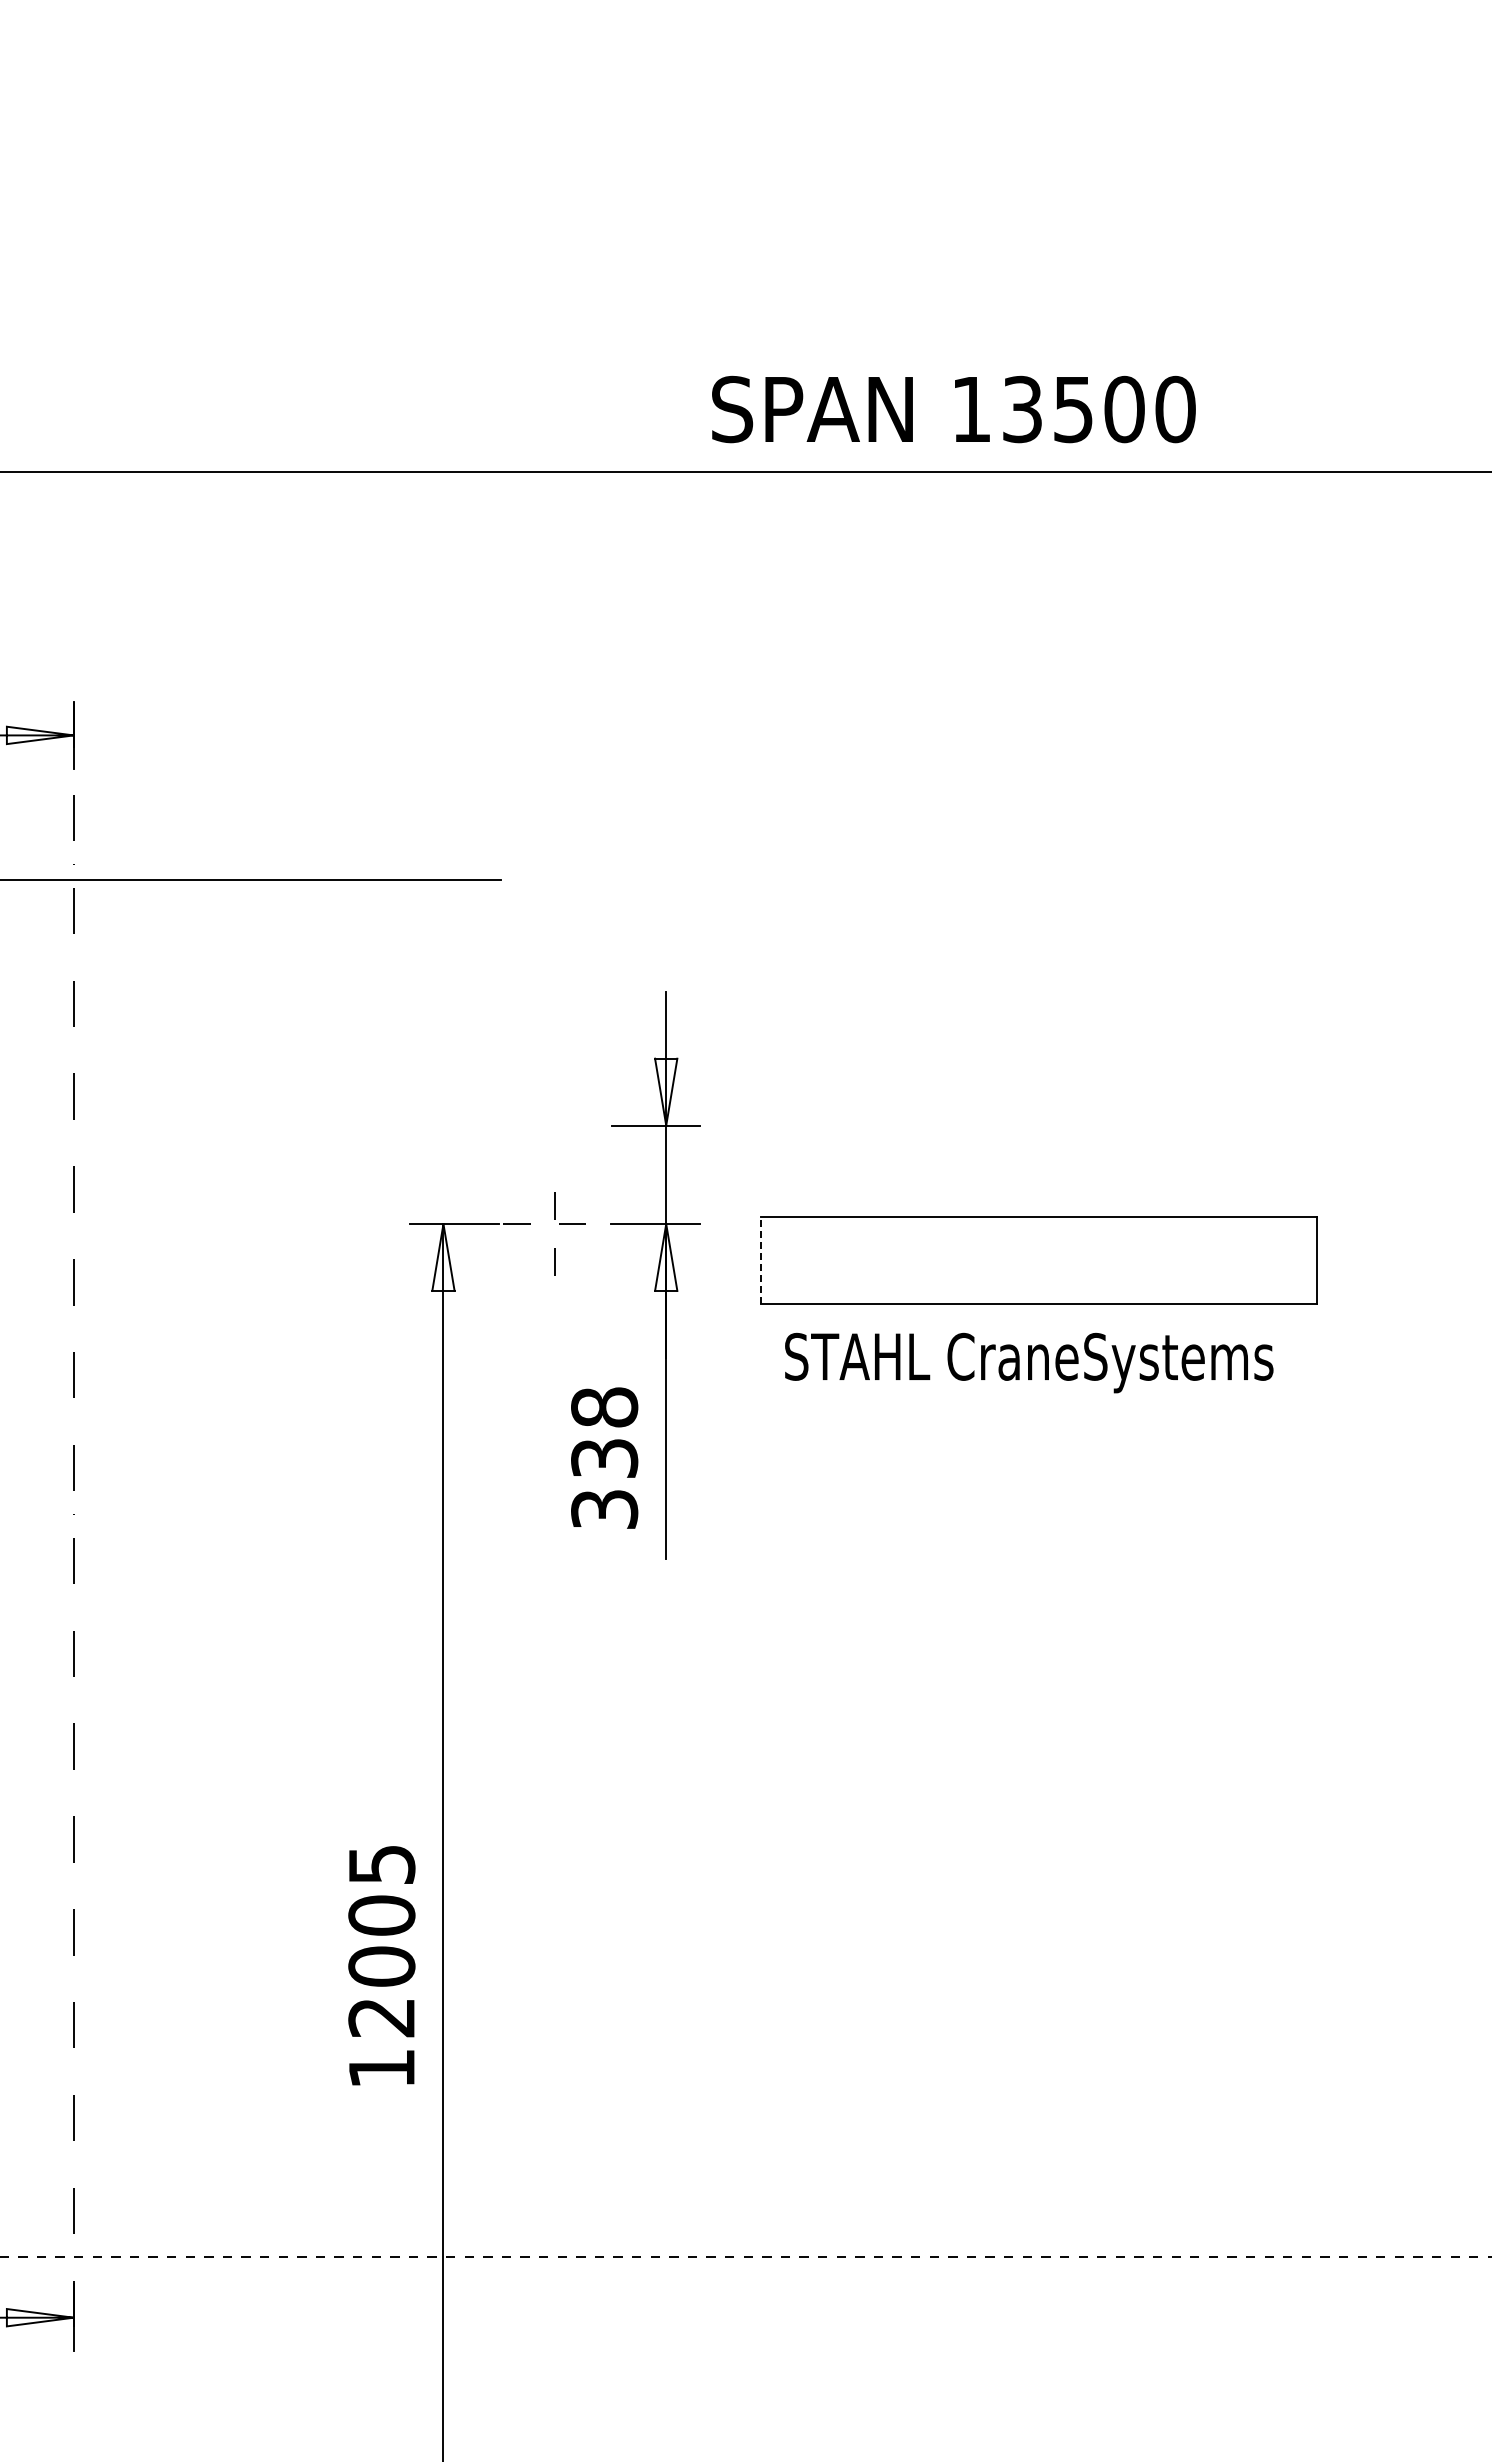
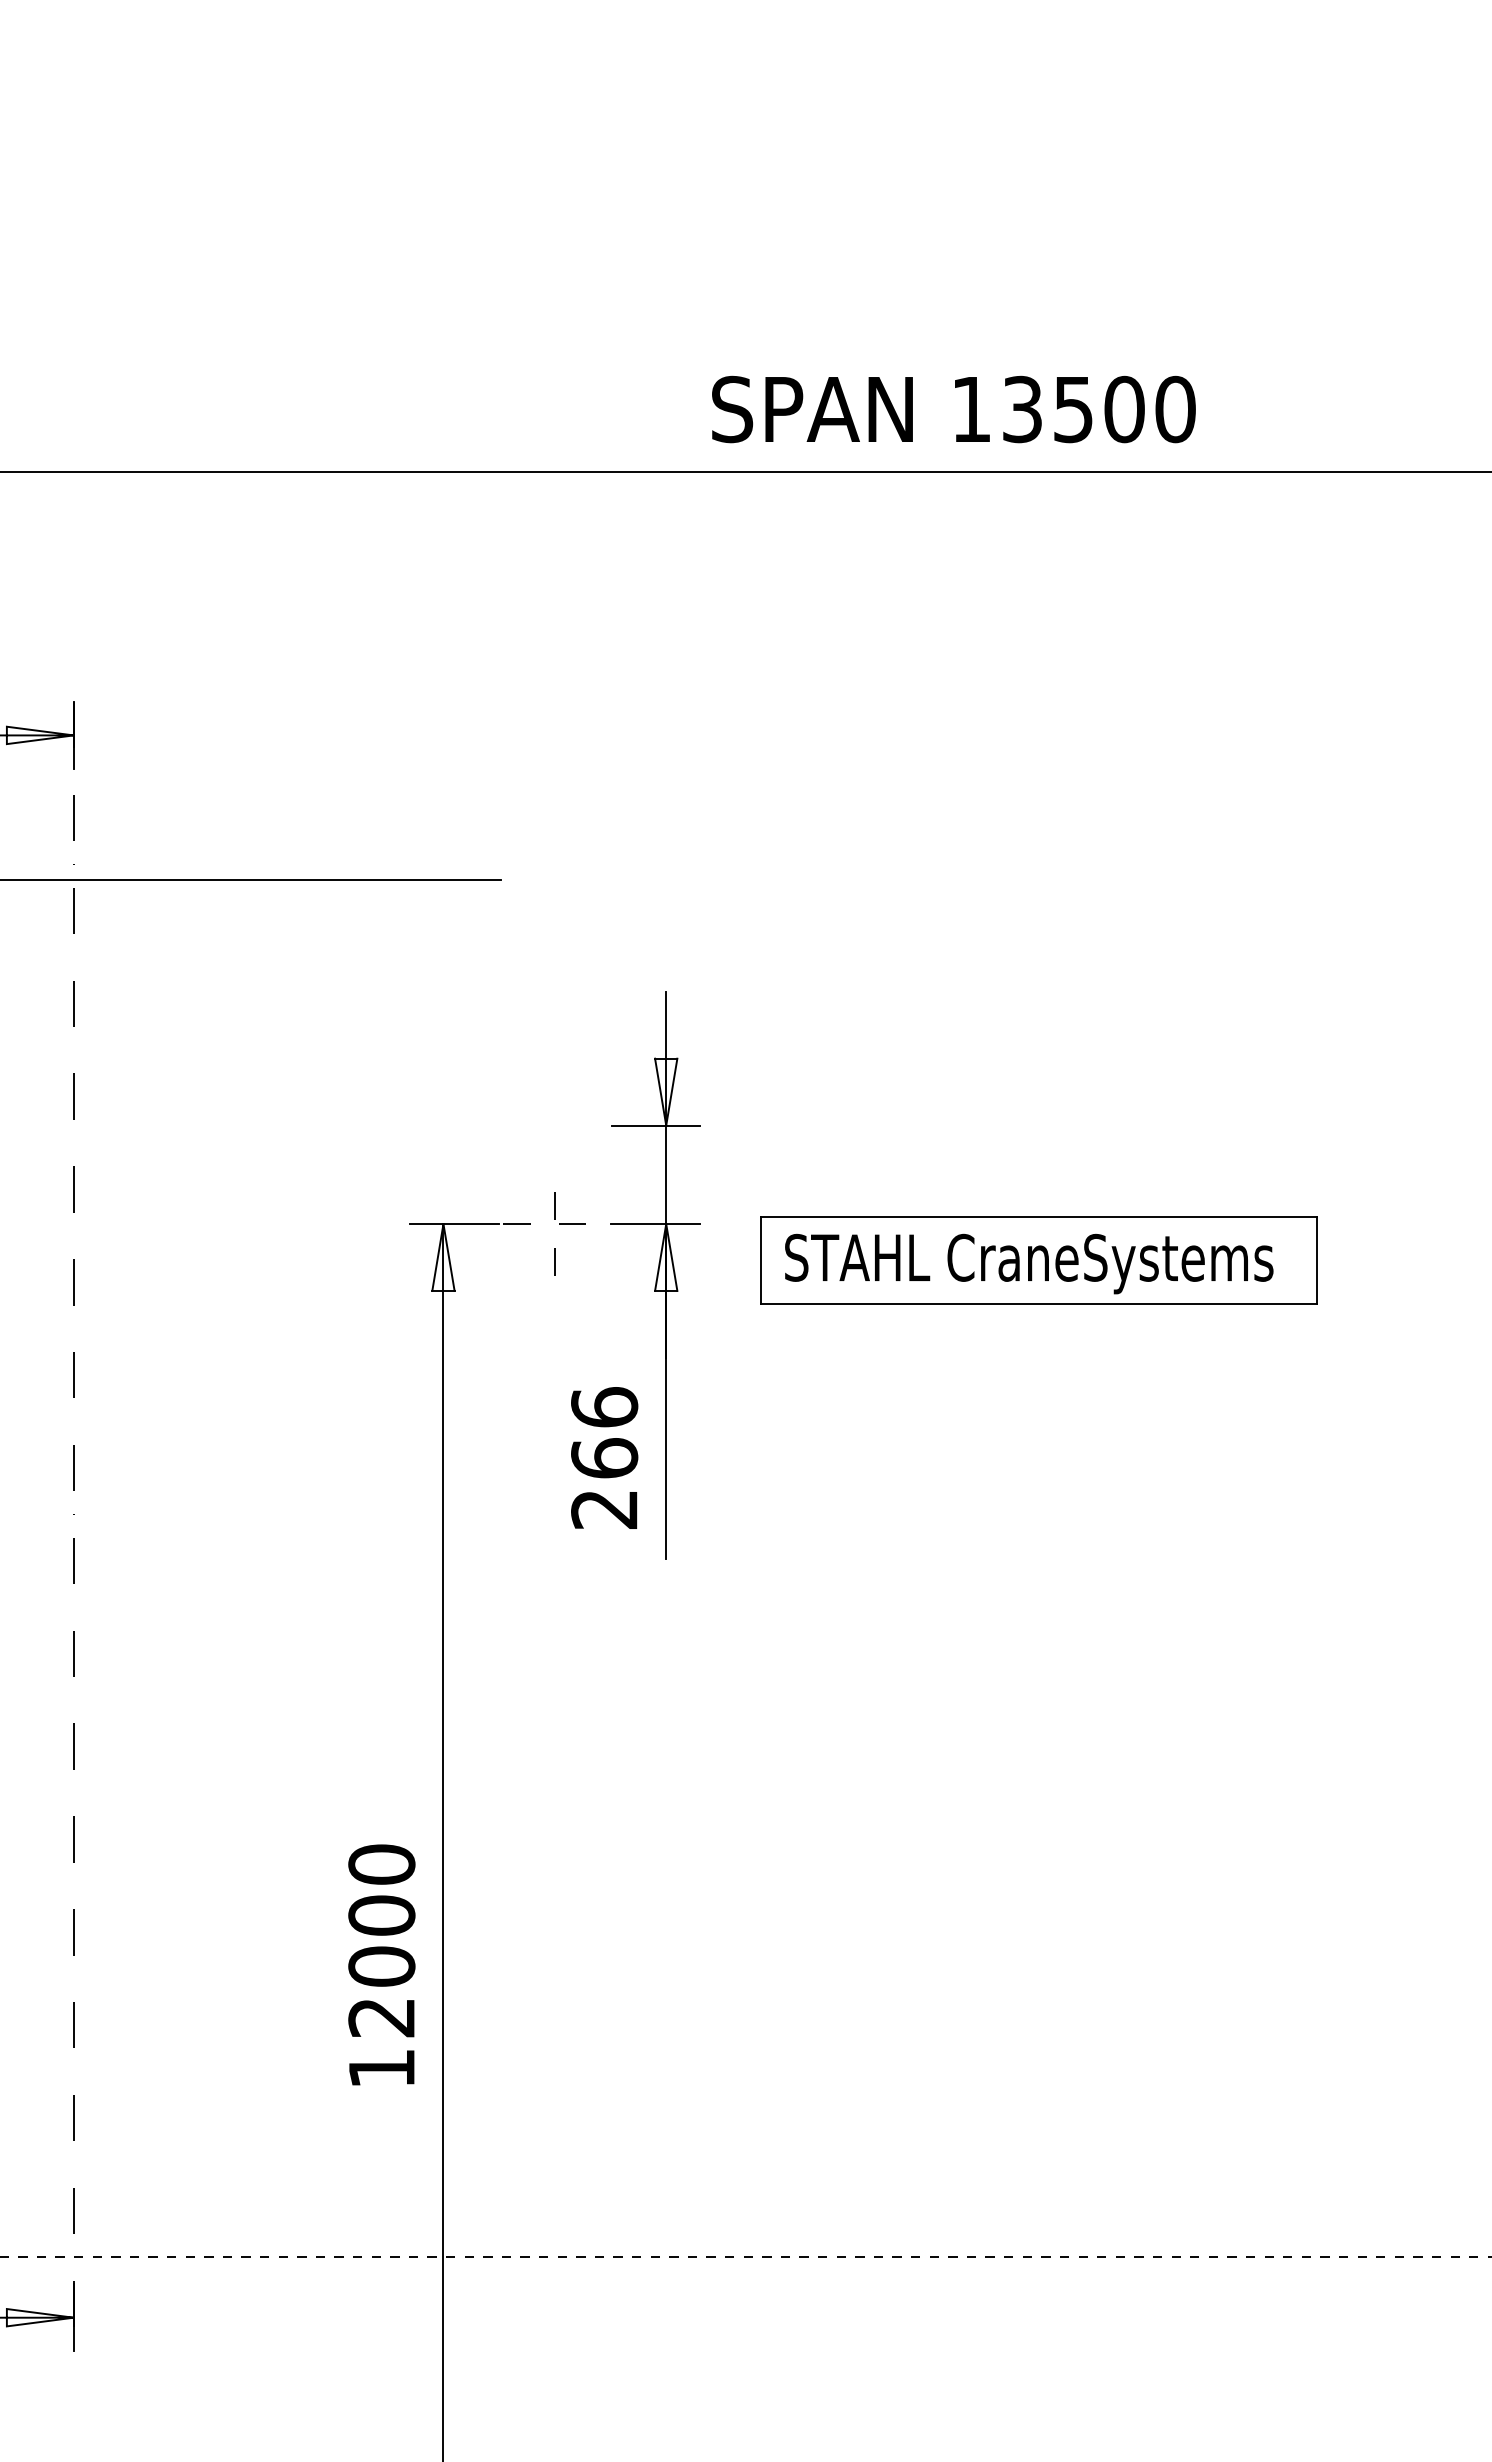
line: dashed -> solid (761, 1260)
text position: (1029, 1362) -> (1029, 1263) (1029, 1263)
text: 338 -> 266 (604, 1457)
text: 12005 -> 12000 (381, 1864)
